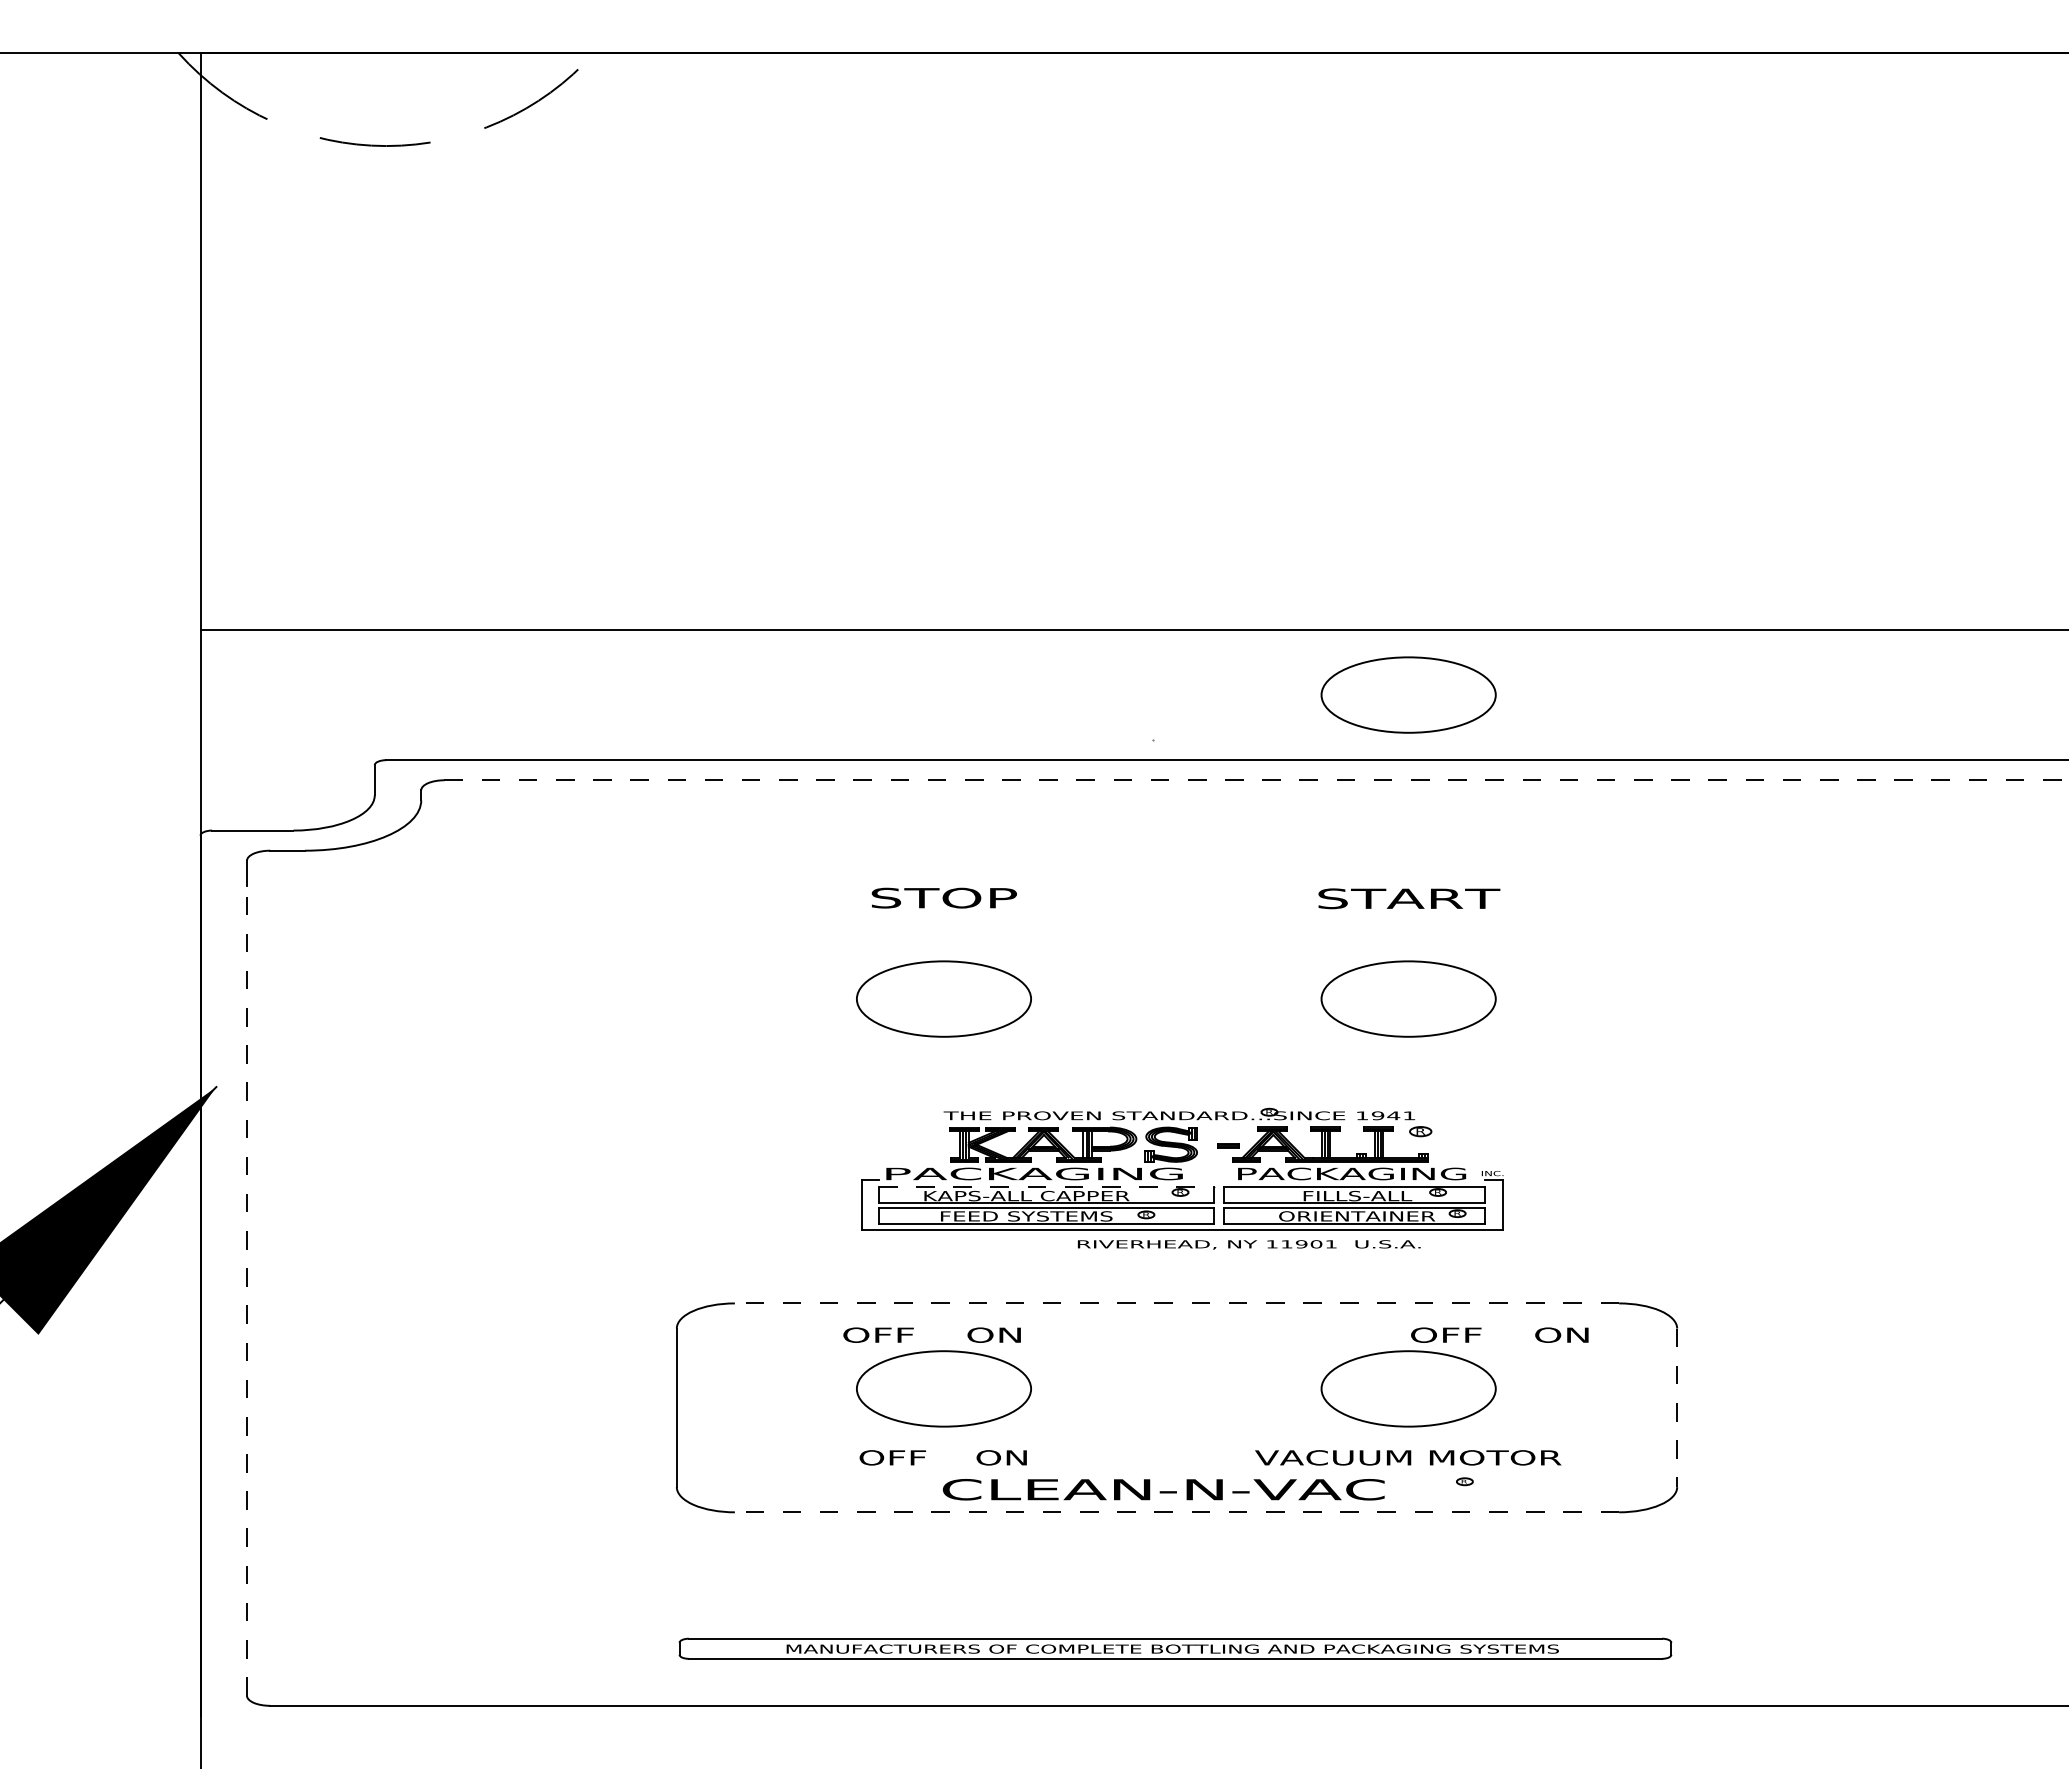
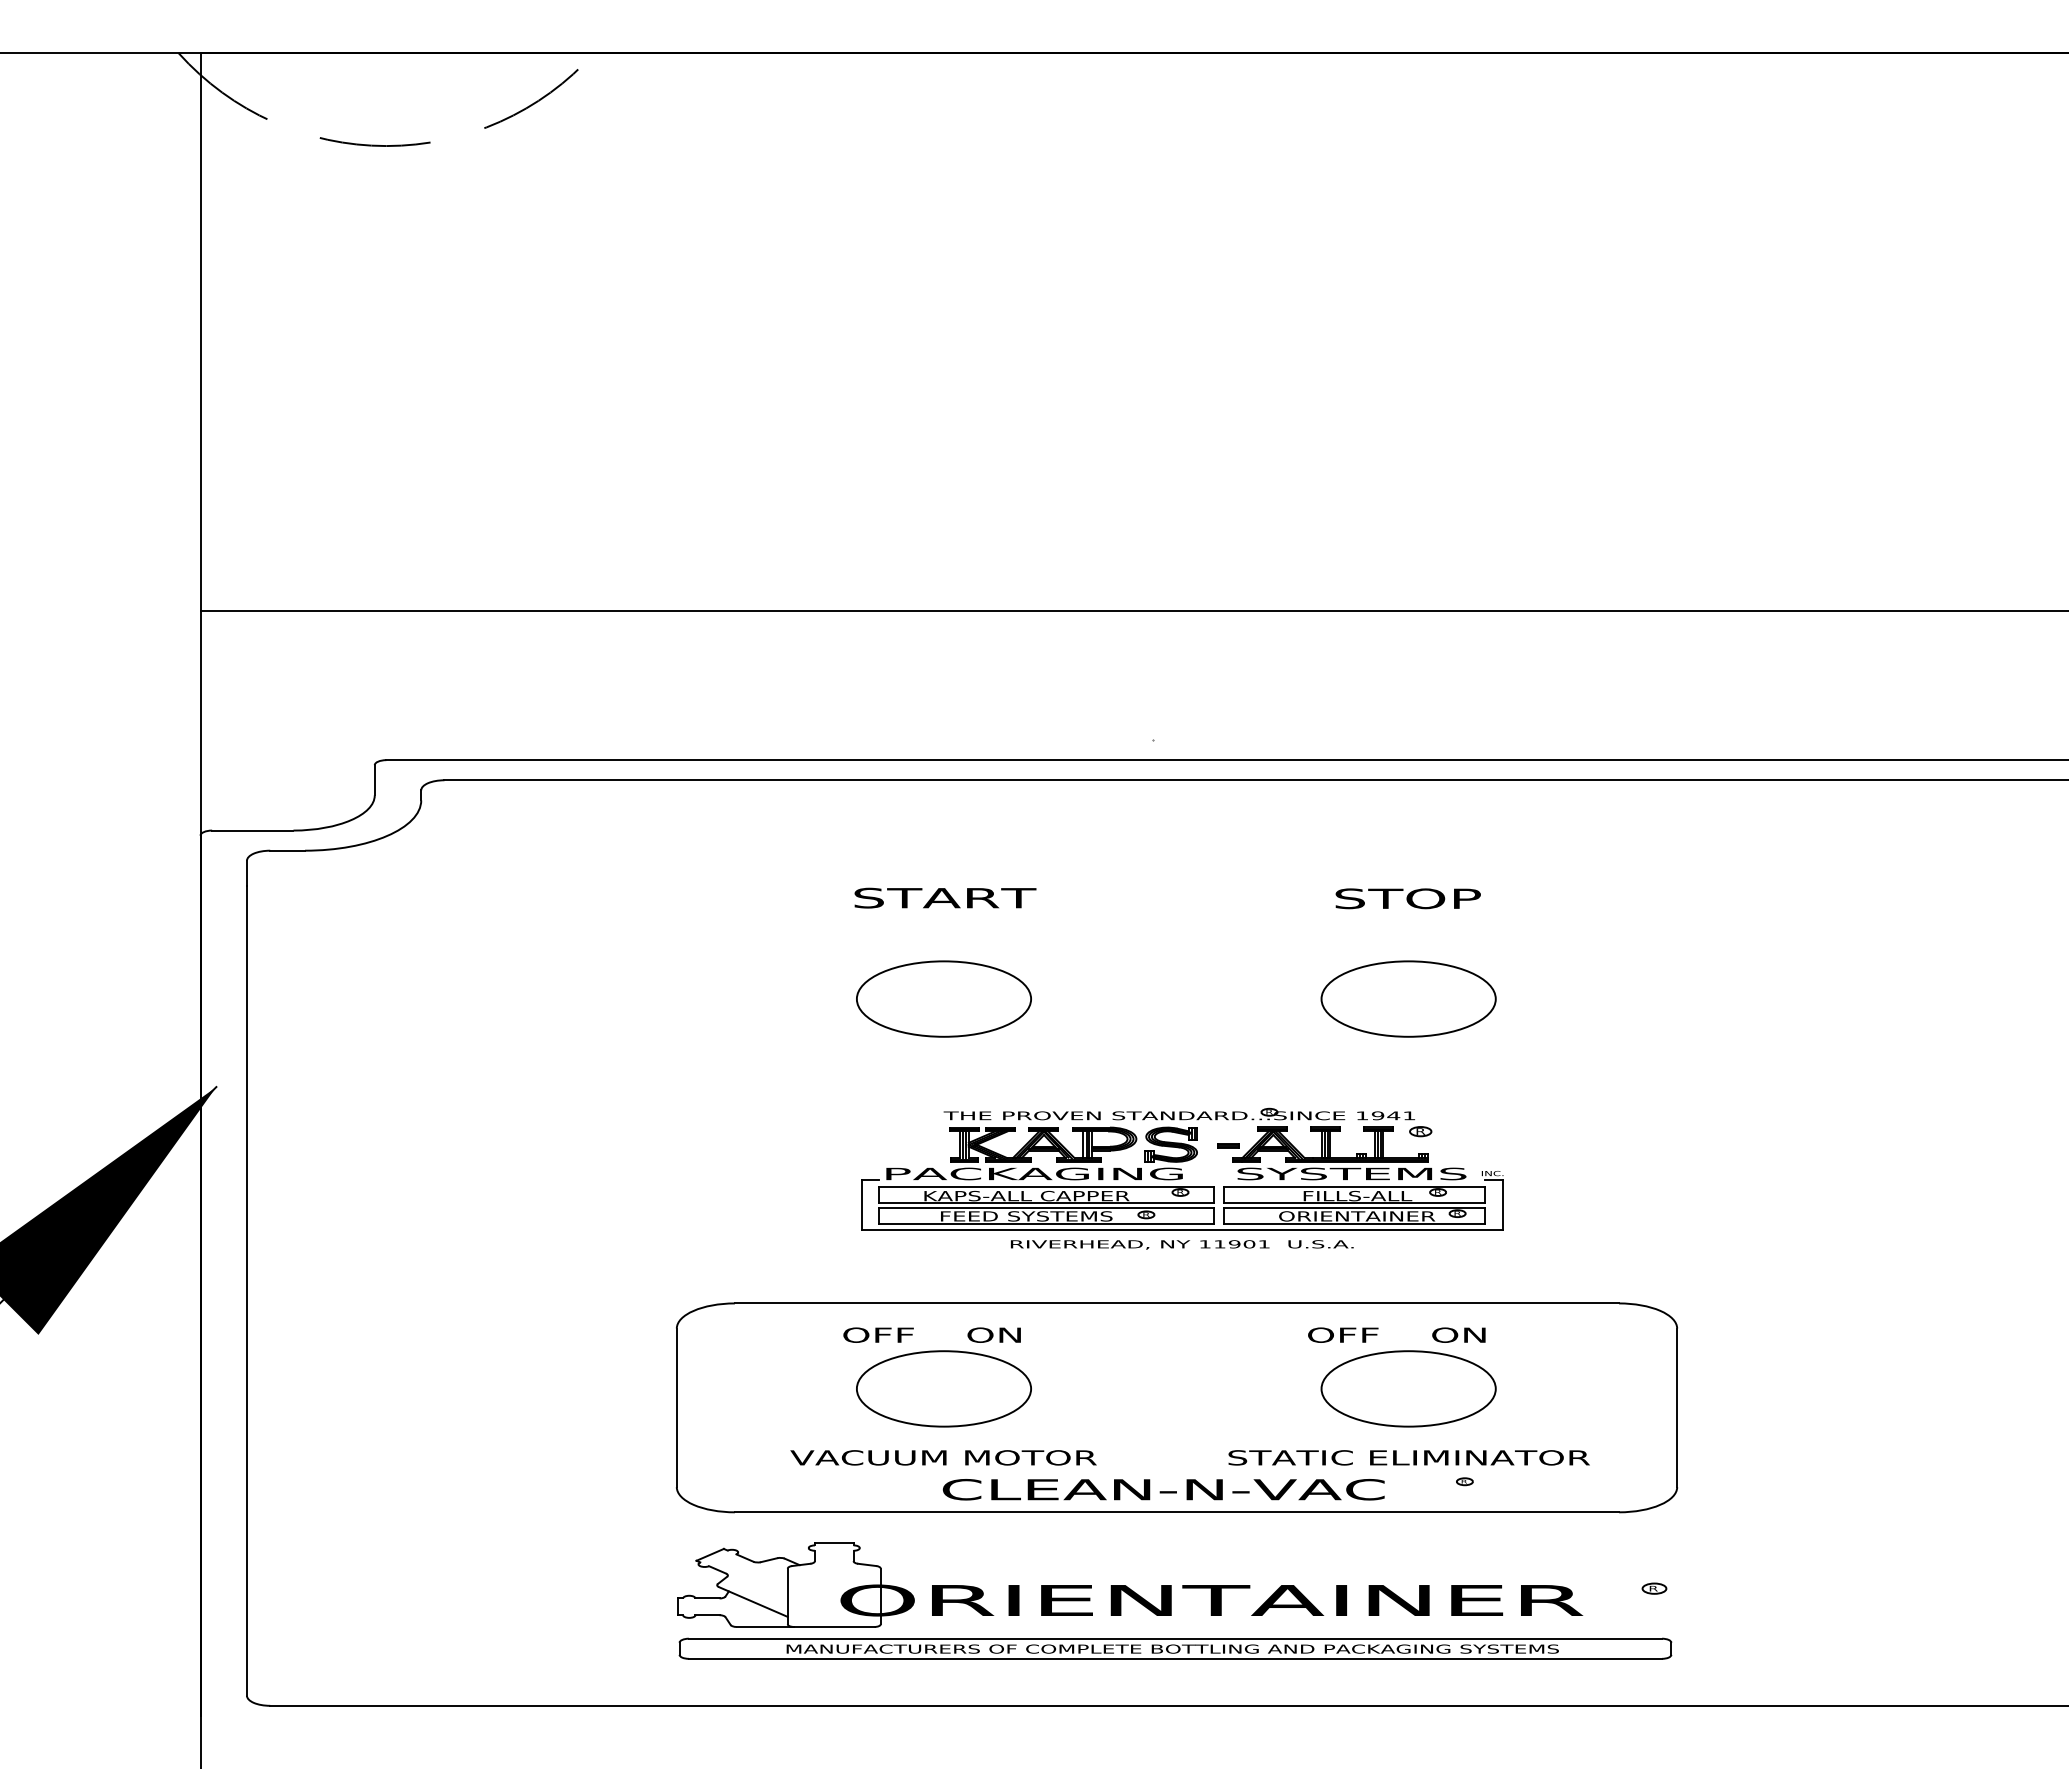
line position: (1132, 629) -> (1132, 610) (1132, 610)
part: present -> none (1408, 694)
line: dashed -> solid (1256, 780)
text: STOP -> START (945, 897)
text: START -> STOP (1409, 898)
text: PACKAGING -> SYSTEMS (1351, 1173)
line: dashed -> solid (1046, 1187)
text position: (1249, 1244) -> (1182, 1244) (1182, 1244)
line: dashed -> solid (246, 1290)
line: dashed -> solid (1176, 1303)
text position: (1499, 1334) -> (1396, 1334) (1396, 1334)
line: dashed -> solid (1677, 1408)
text: OFF    ON -> VACUUM MOTOR (943, 1457)
text: VACUUM MOTOR -> STATIC ELIMINATOR (1408, 1457)
line: dashed -> solid (1176, 1512)
part: none -> present (1130, 1584)
part: none -> present (1654, 1588)
